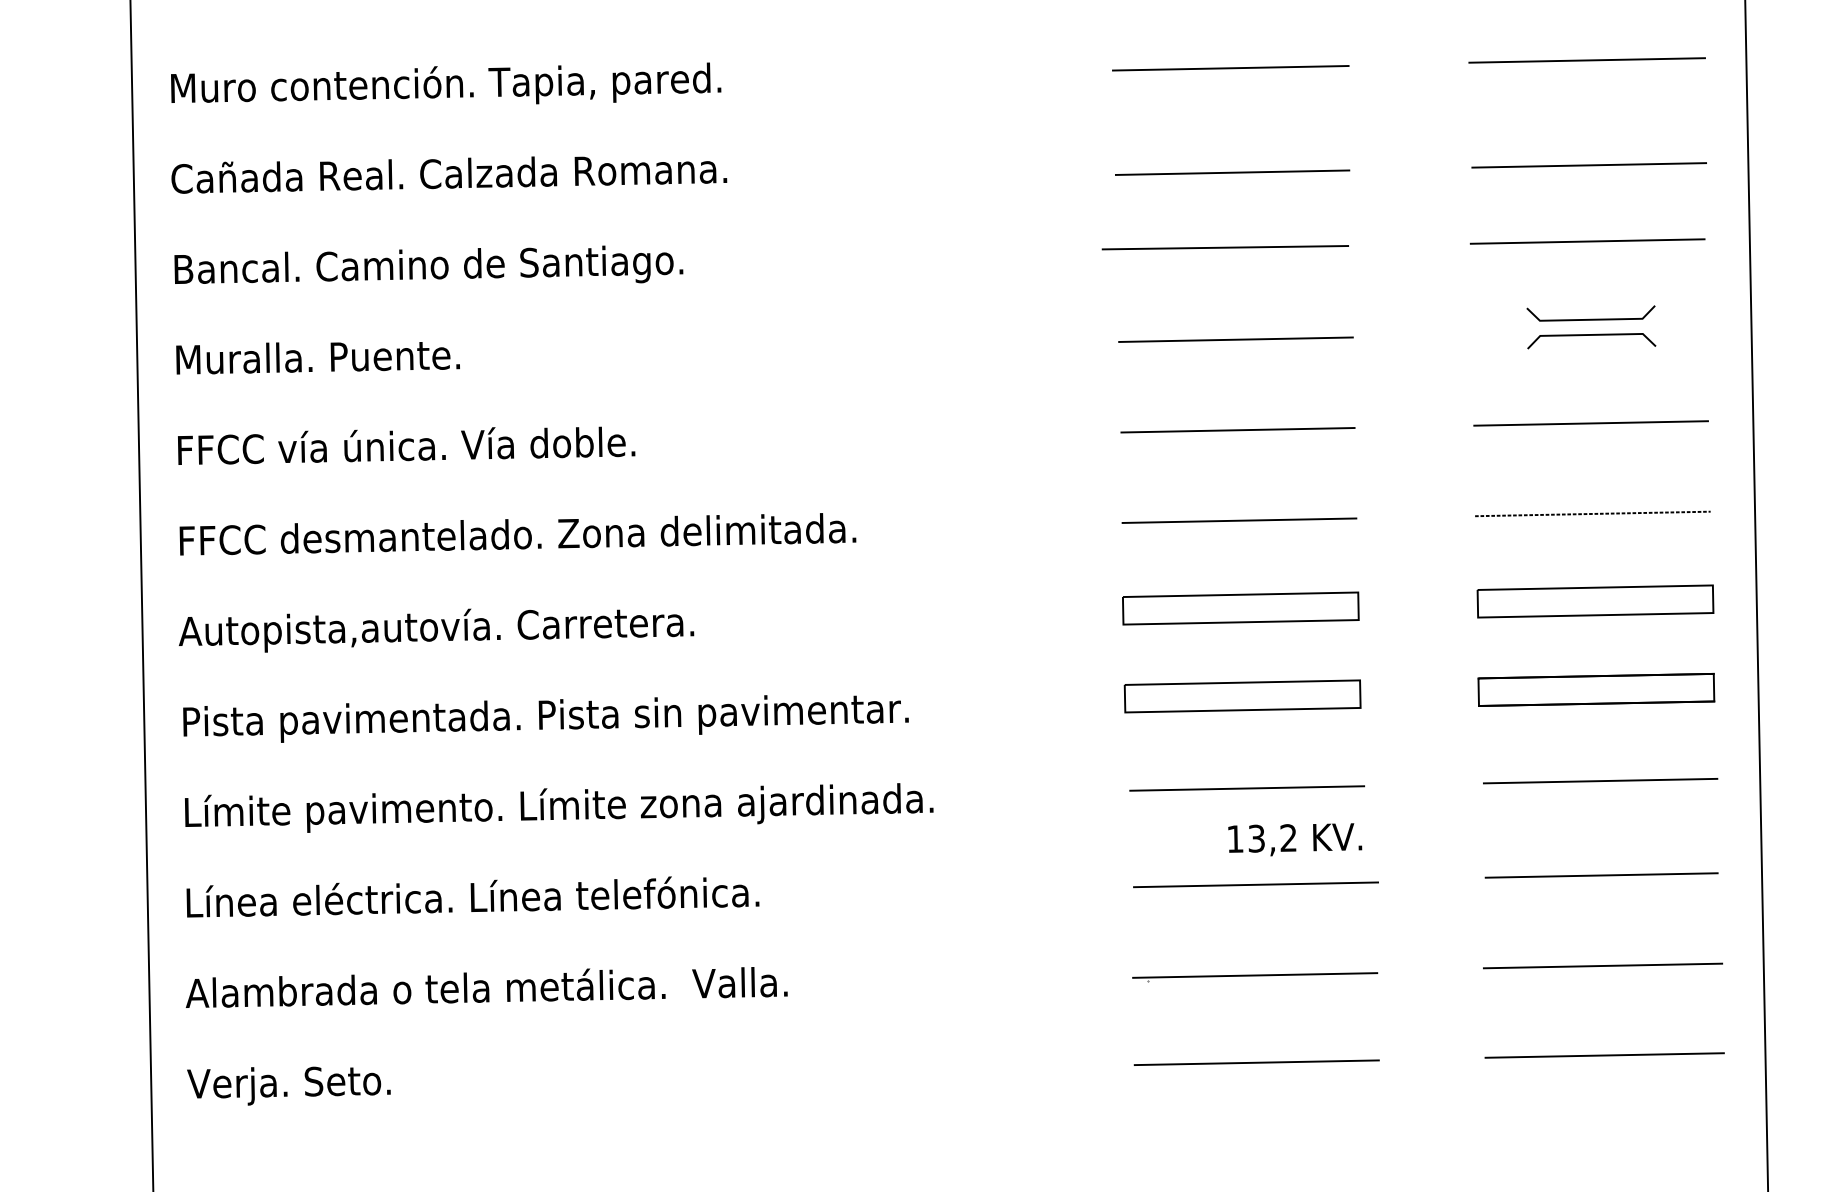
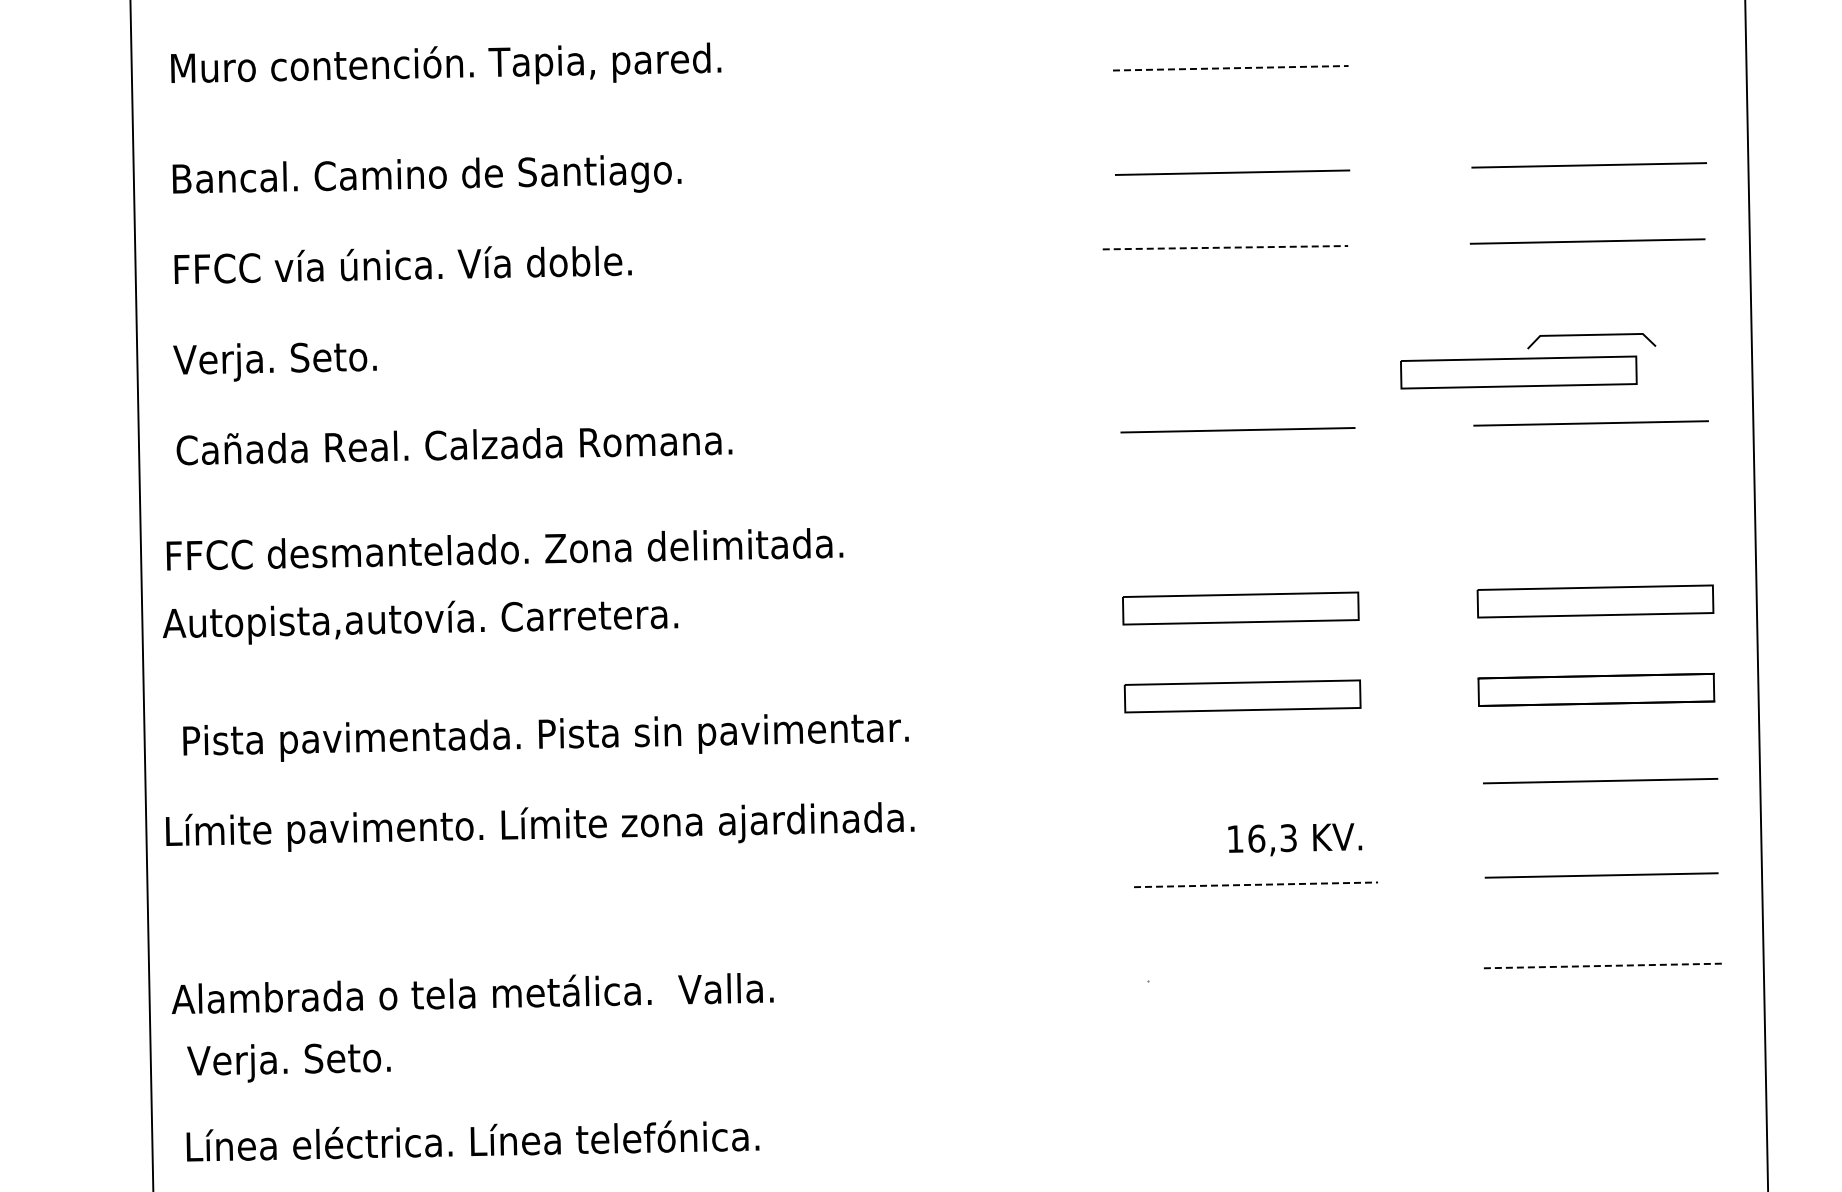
line: present -> none (1586, 60)
line: solid -> dashed (1230, 68)
text position: (446, 83) -> (446, 63) (446, 63)
text: Cañada Real. Calzada Romana. -> Bancal. Camino de Santiago. (449, 174)
line: solid -> dashed (1225, 247)
text: Bancal. Camino de Santiago. -> FFCC vía única. Vía doble. (430, 264)
line: present -> none (1590, 318)
line: present -> none (1235, 339)
text: Muralla. Puente. -> Verja. Seto. (316, 361)
part: none -> present (1518, 372)
text: FFCC vía única. Vía doble. -> Cañada Real. Calzada Romana. (454, 445)
line: present -> none (1592, 513)
line: present -> none (1239, 520)
text position: (517, 534) -> (504, 549) (504, 549)
text position: (436, 630) -> (420, 622) (420, 622)
text position: (545, 718) -> (545, 737) (545, 737)
line: present -> none (1246, 788)
text position: (559, 807) -> (540, 826) (540, 826)
text: 13,2 -> 16,3 (1272, 838)
line: solid -> dashed (1256, 884)
text position: (472, 896) -> (472, 1140) (472, 1140)
line: solid -> dashed (1603, 965)
line: present -> none (1255, 975)
text position: (486, 987) -> (472, 993) (472, 993)
line: present -> none (1604, 1055)
line: present -> none (1256, 1062)
text position: (288, 1085) -> (288, 1062) (288, 1062)
